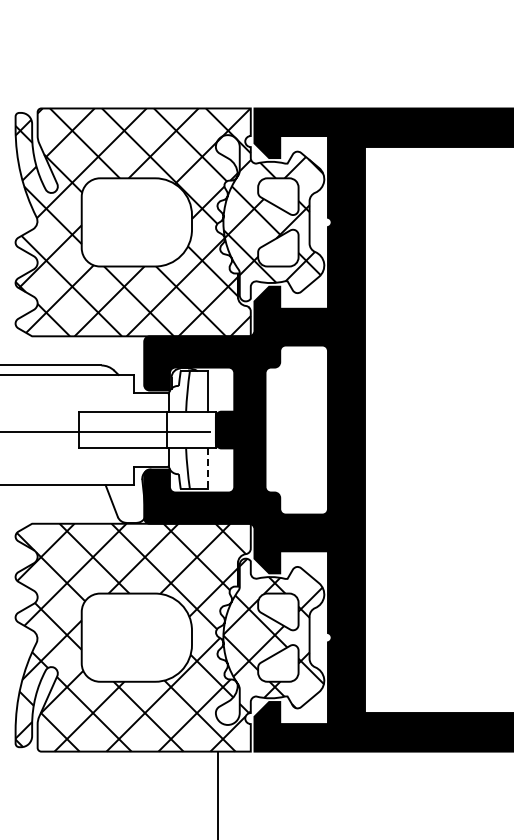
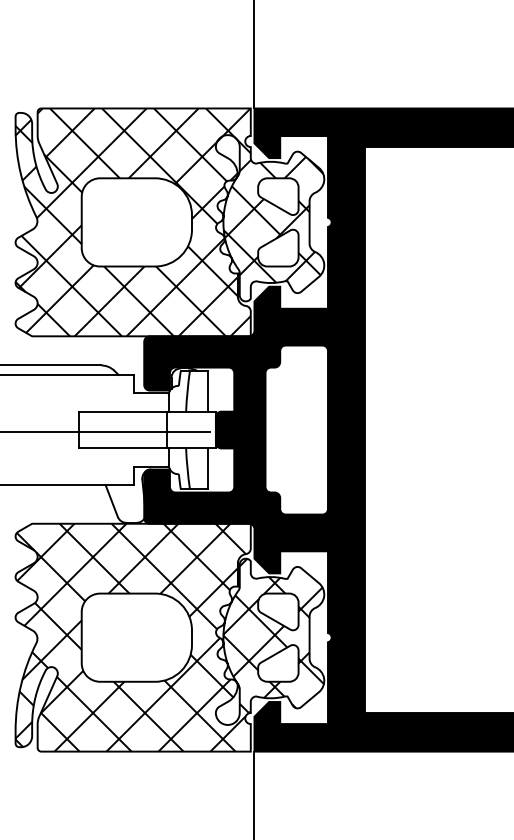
line: none -> present (254, 55)
line: dashed -> solid (207, 469)
line position: (218, 793) -> (254, 793) (254, 793)
